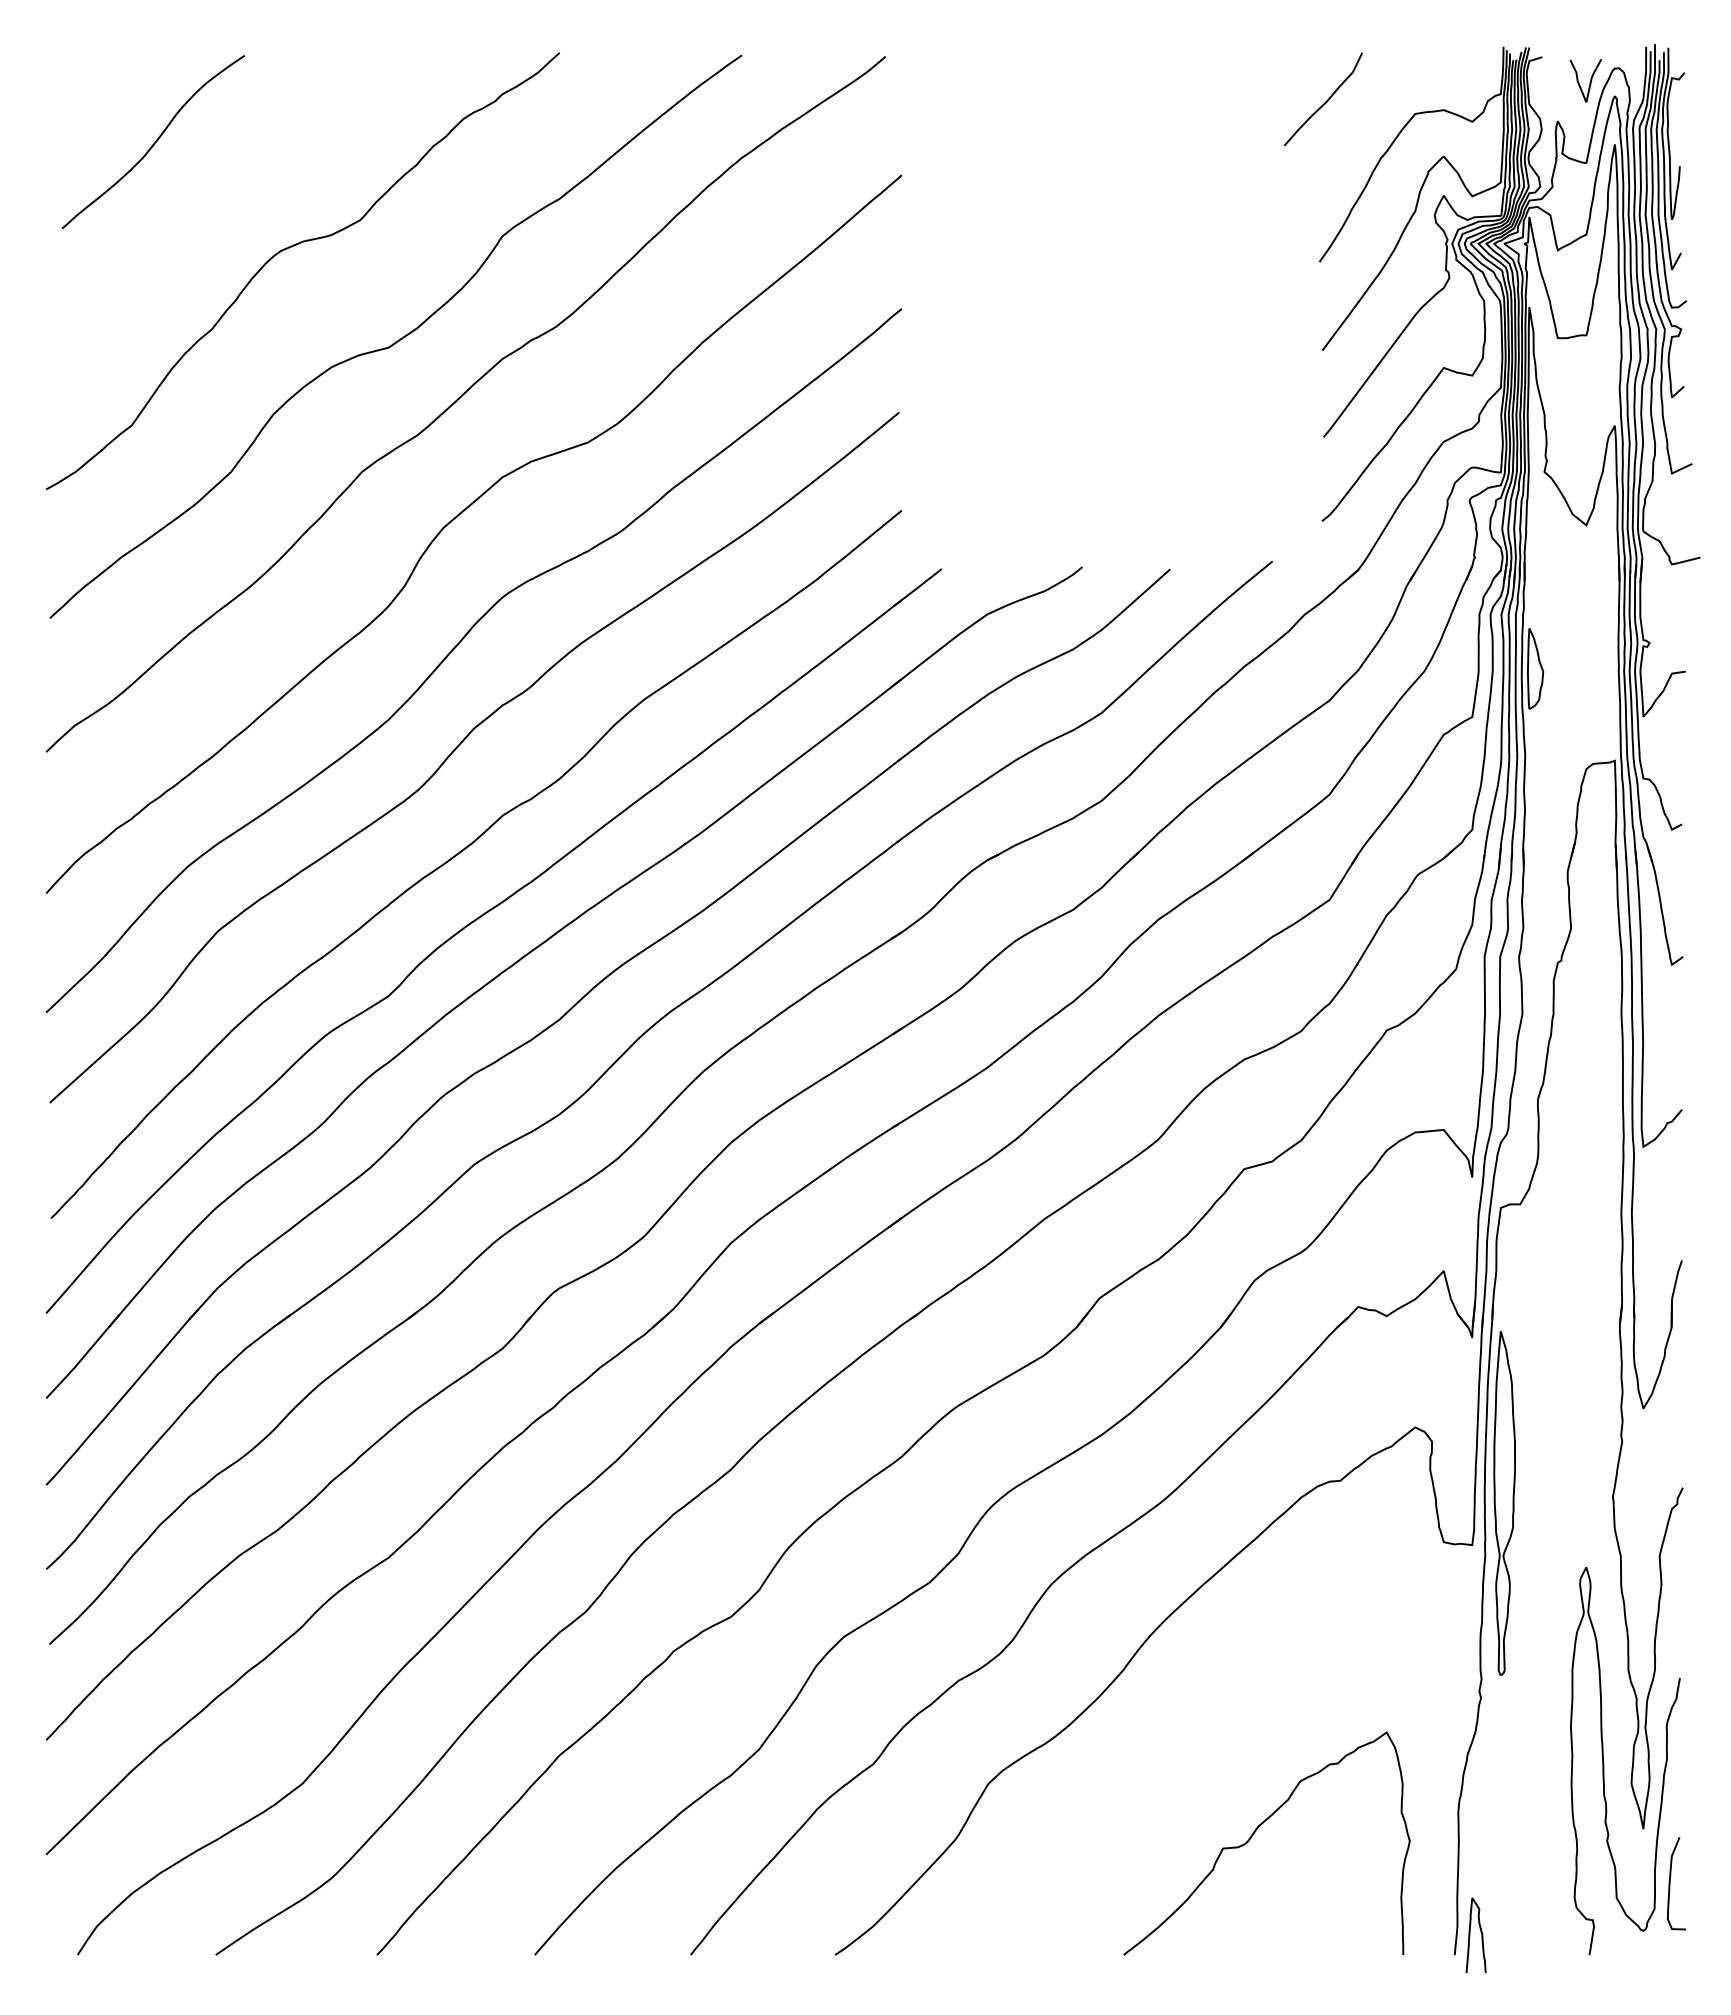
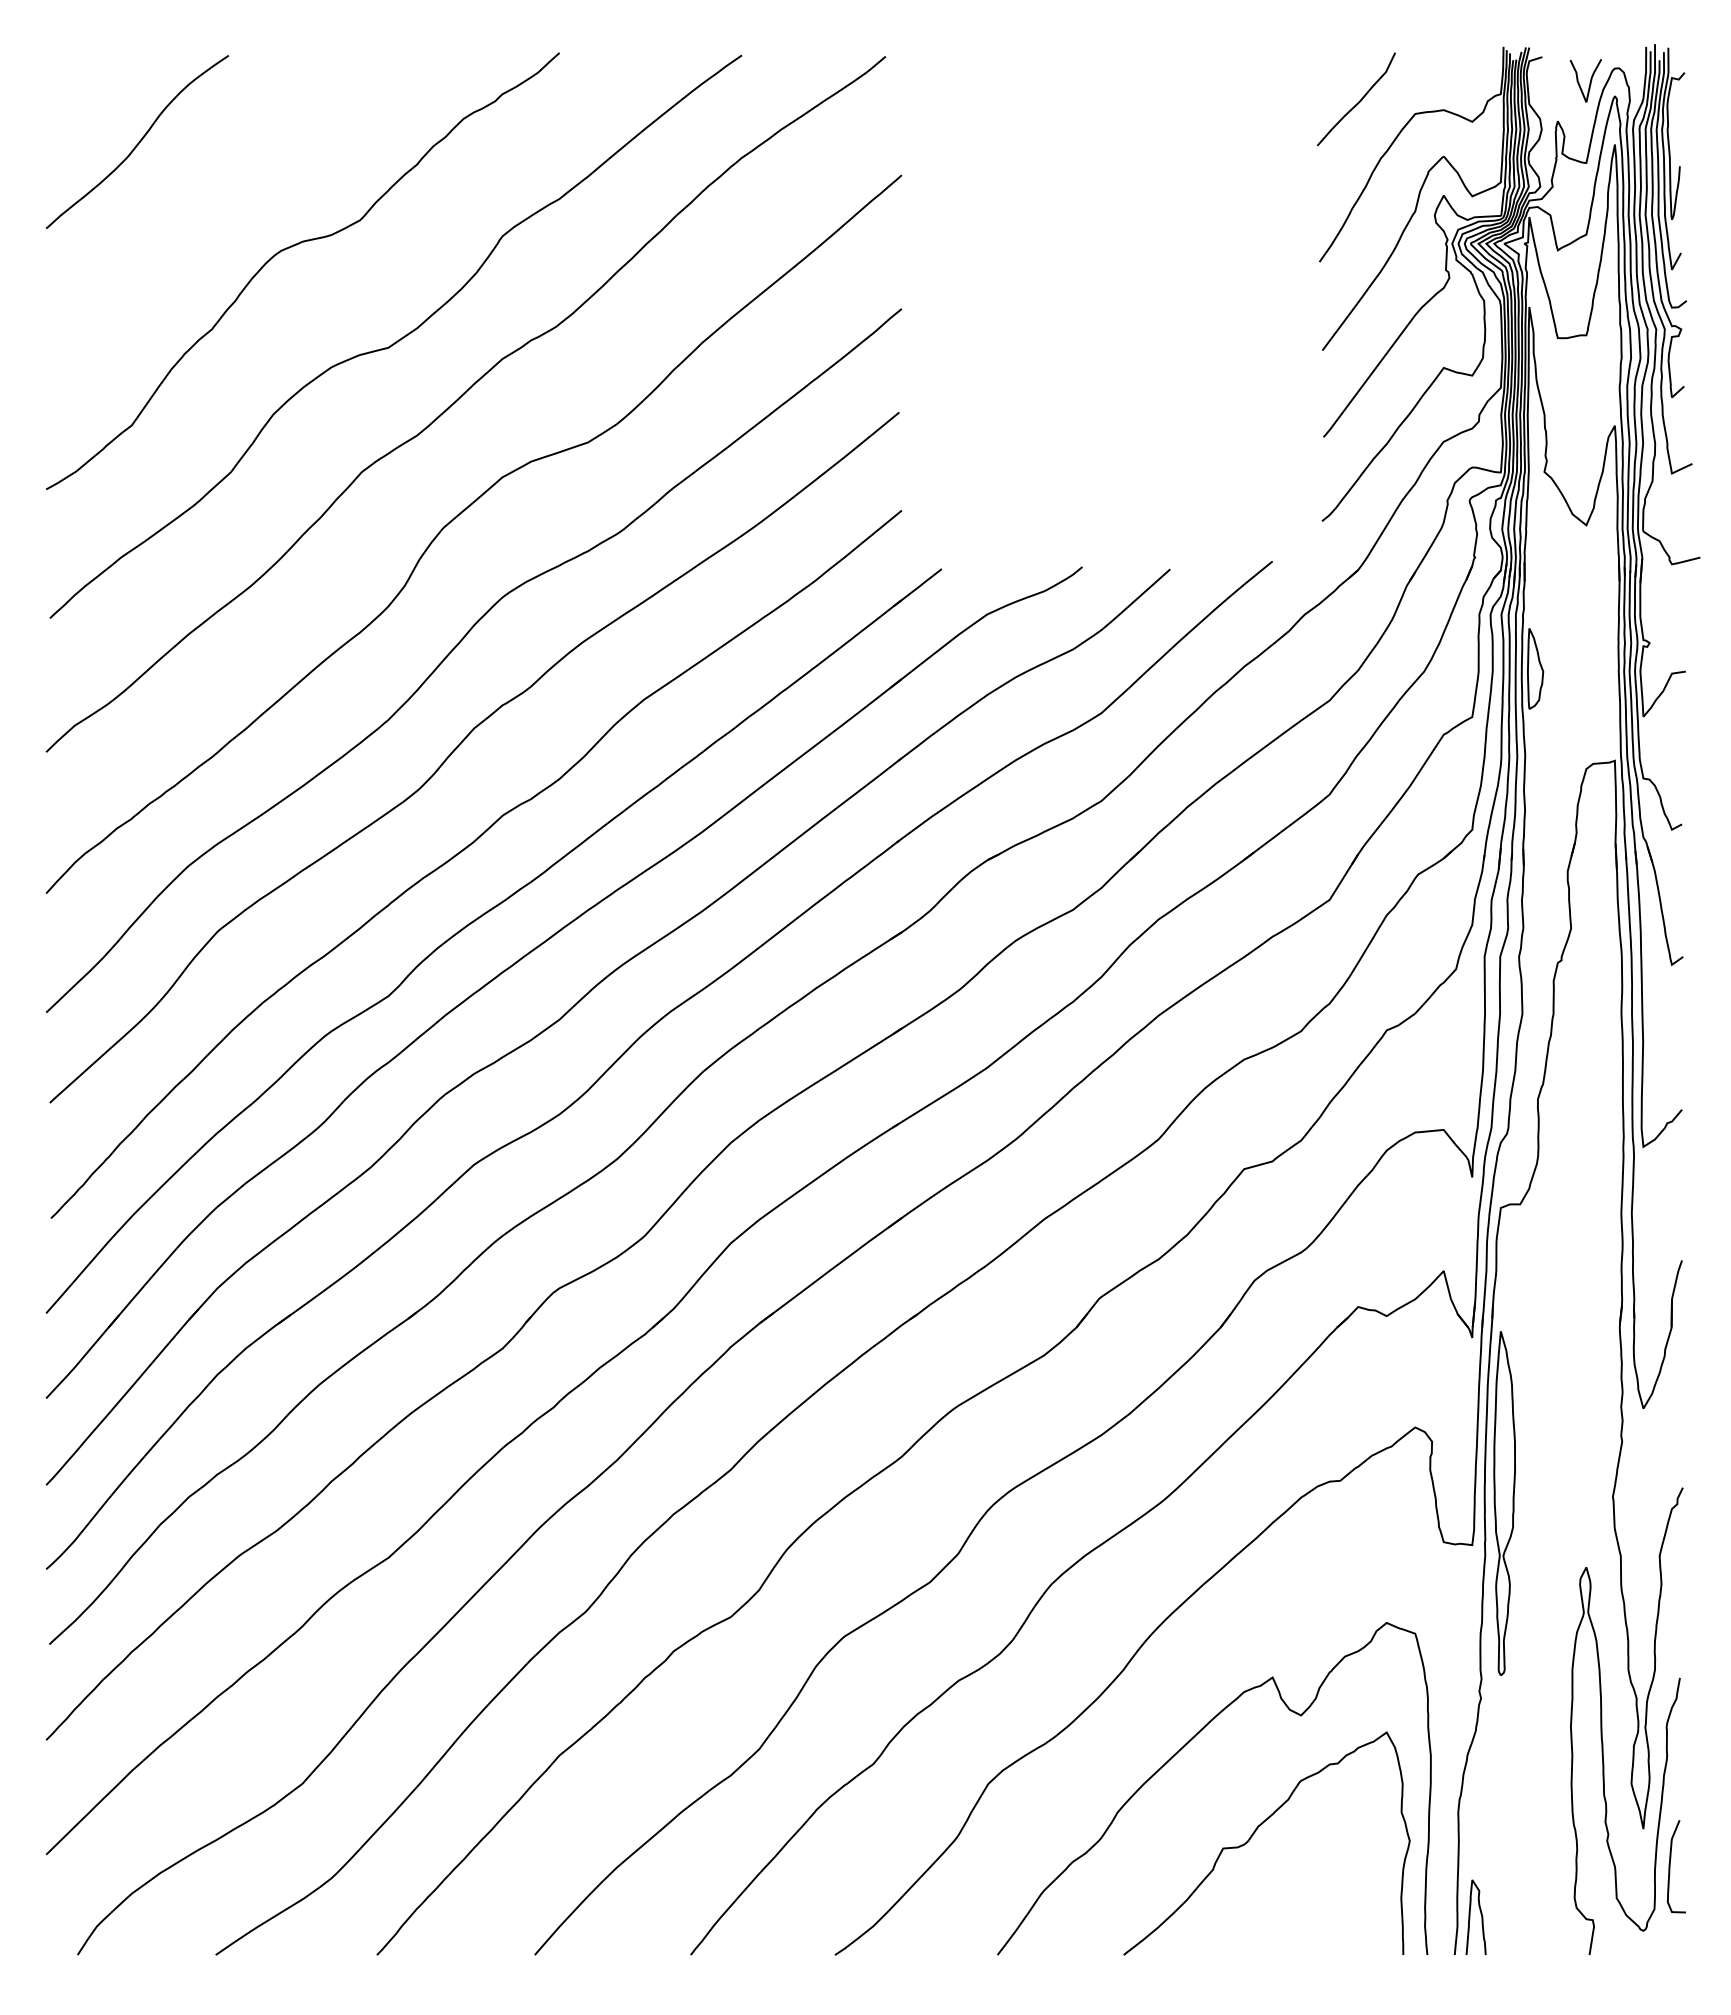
curve position: (1325, 101) -> (1358, 101) (1358, 101)
curve position: (154, 142) -> (138, 142) (138, 142)
curve: none -> present (1181, 1750)
curve position: (1670, 1883) -> (1670, 1866) (1670, 1866)
curve position: (1470, 1934) -> (1470, 1916) (1470, 1916)
